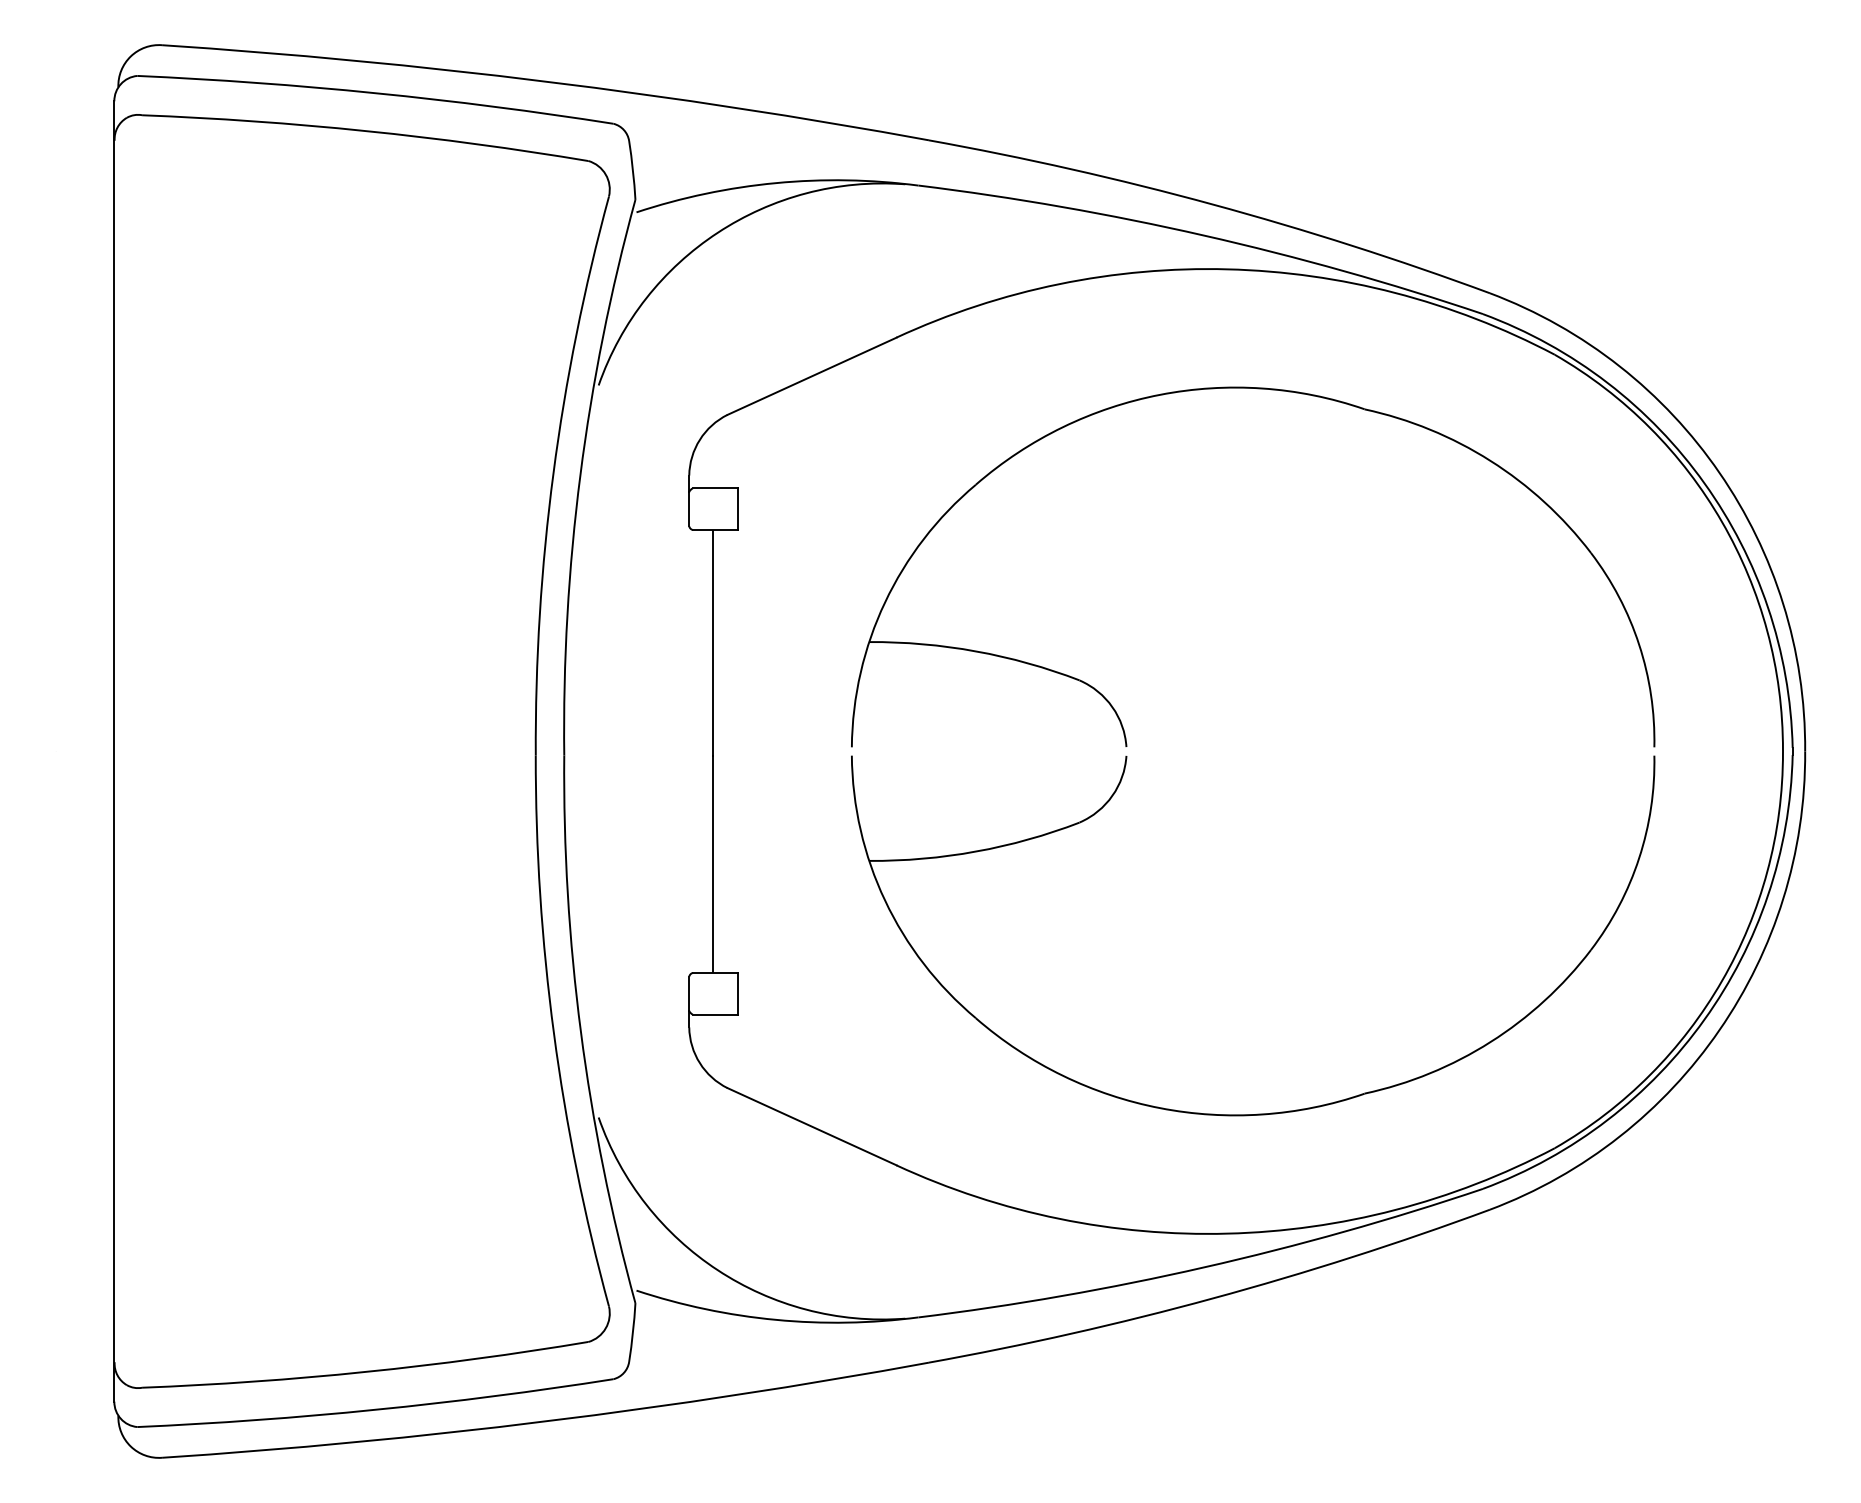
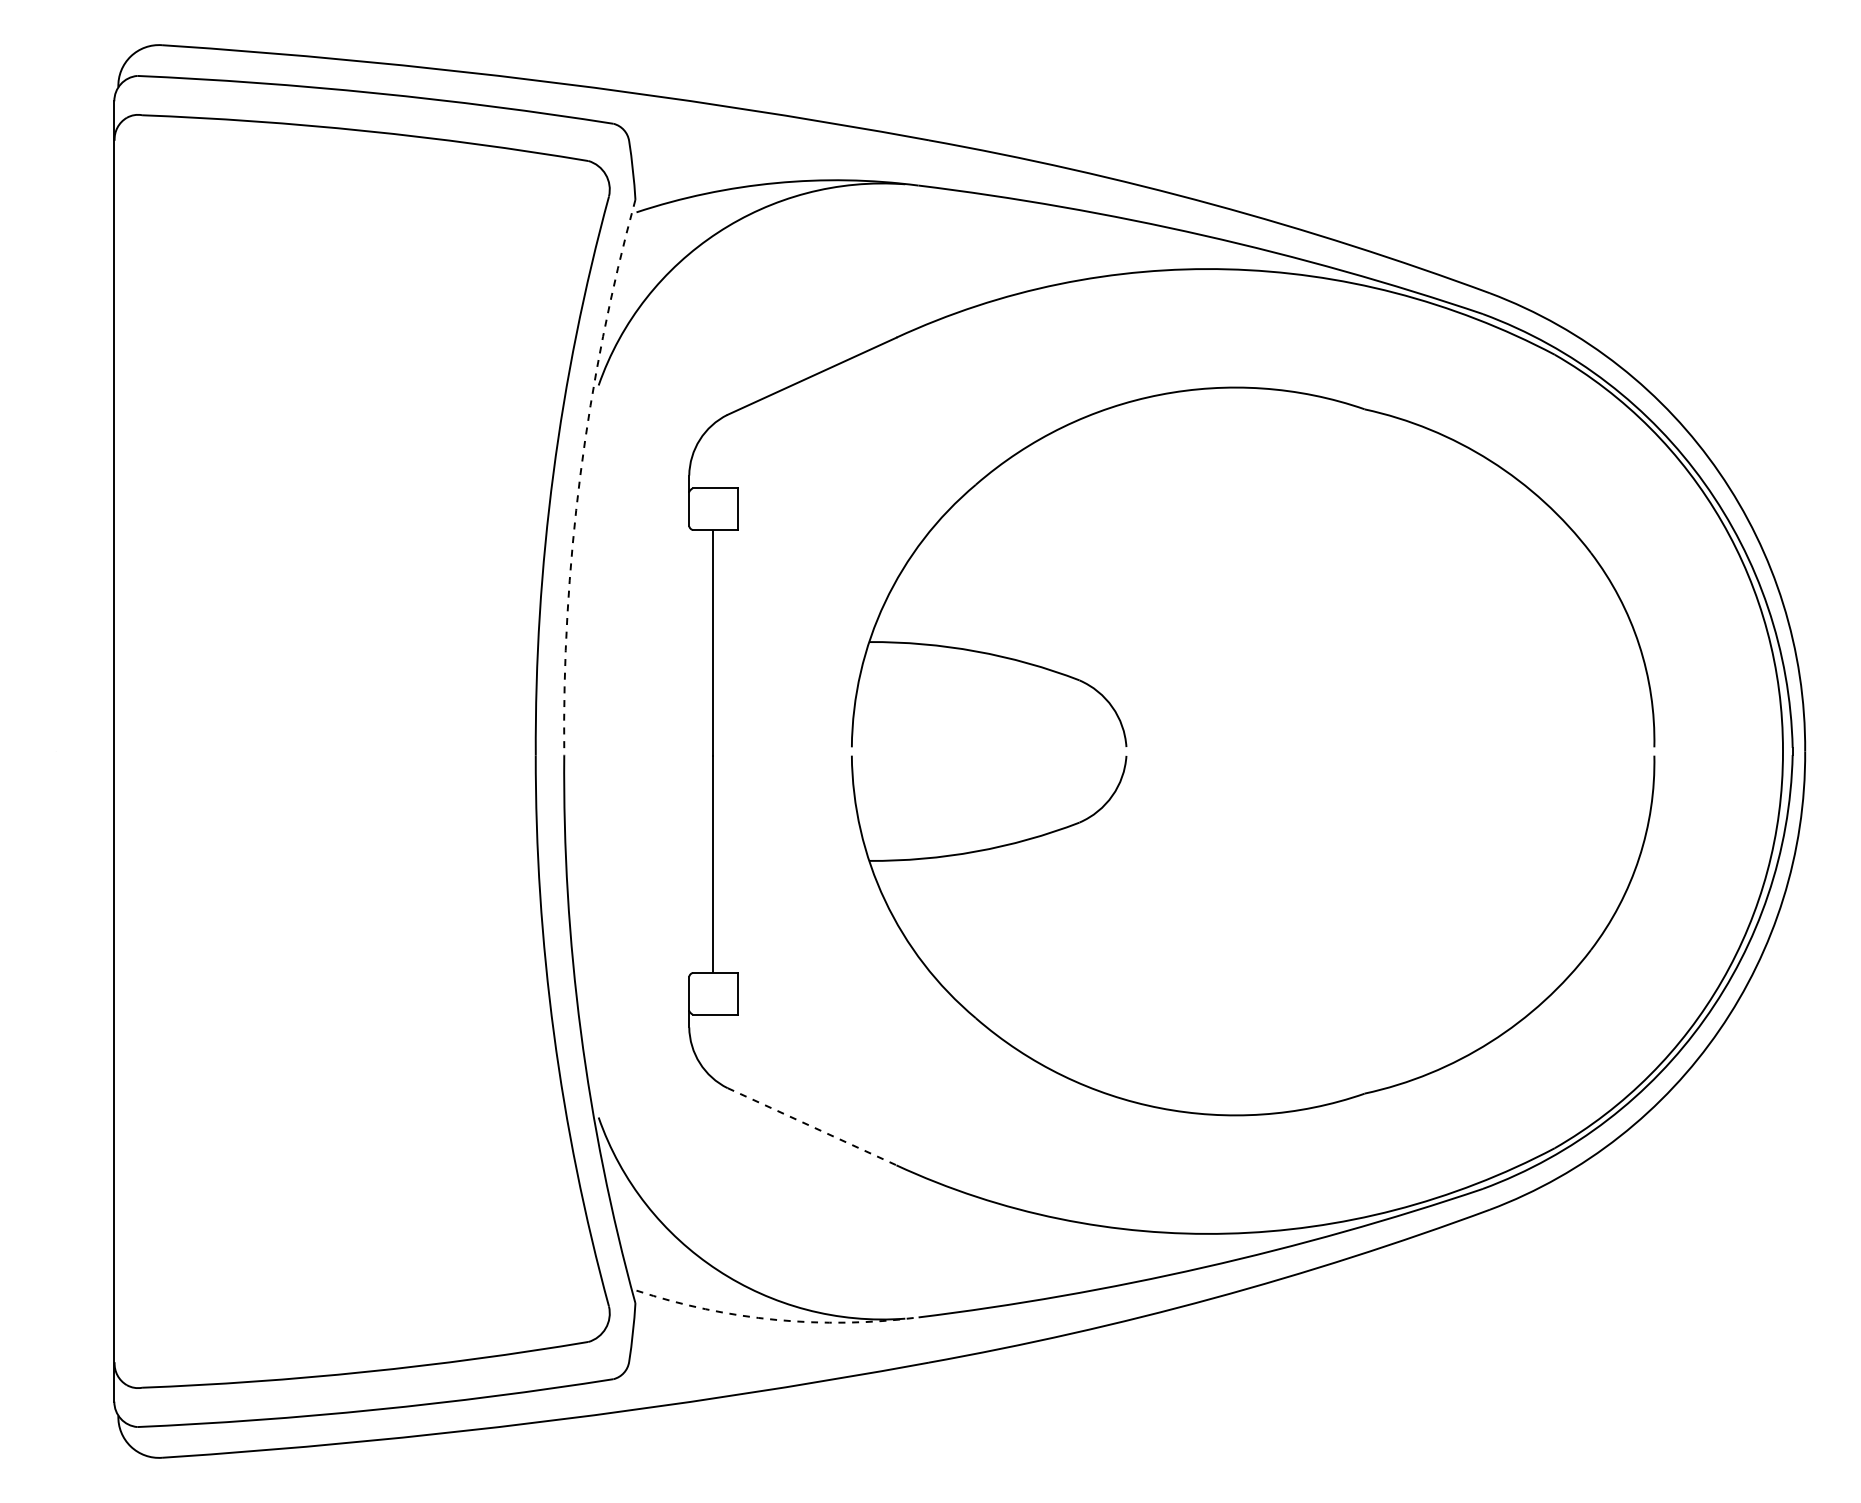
arc: solid -> dashed (580, 475)
line: solid -> dashed (812, 1126)
arc: solid -> dashed (776, 1319)
